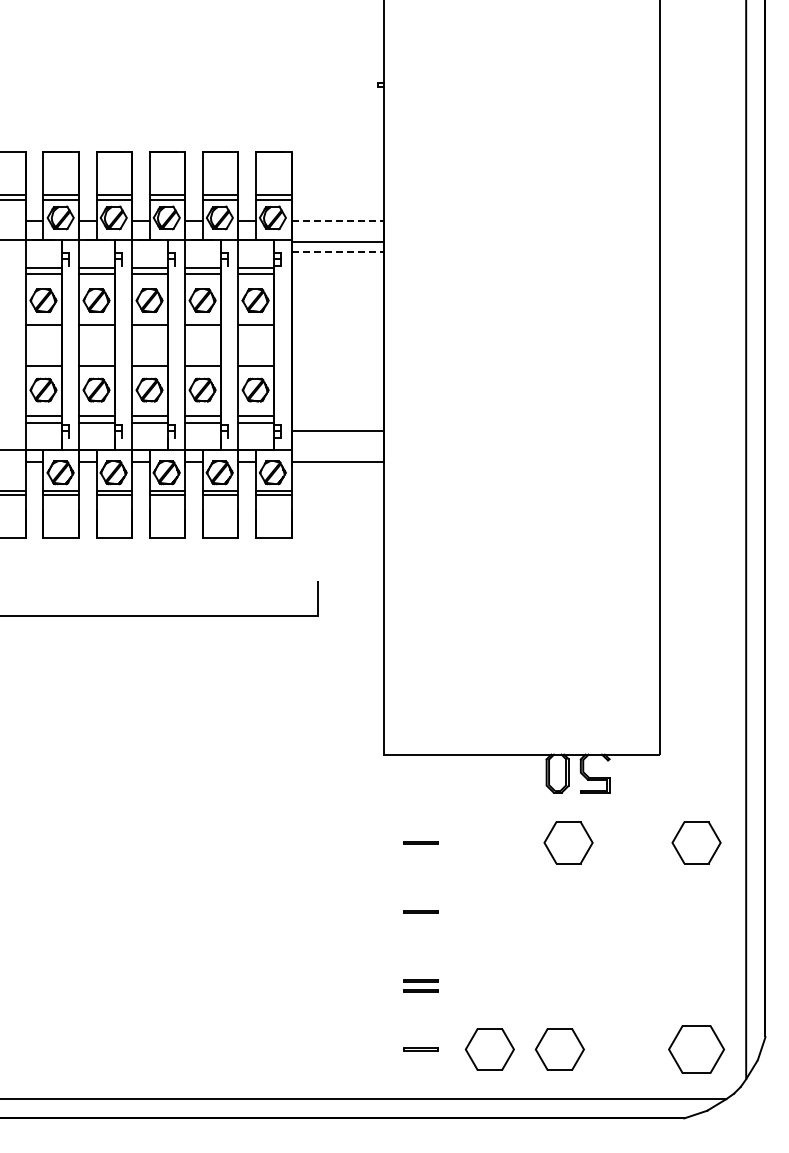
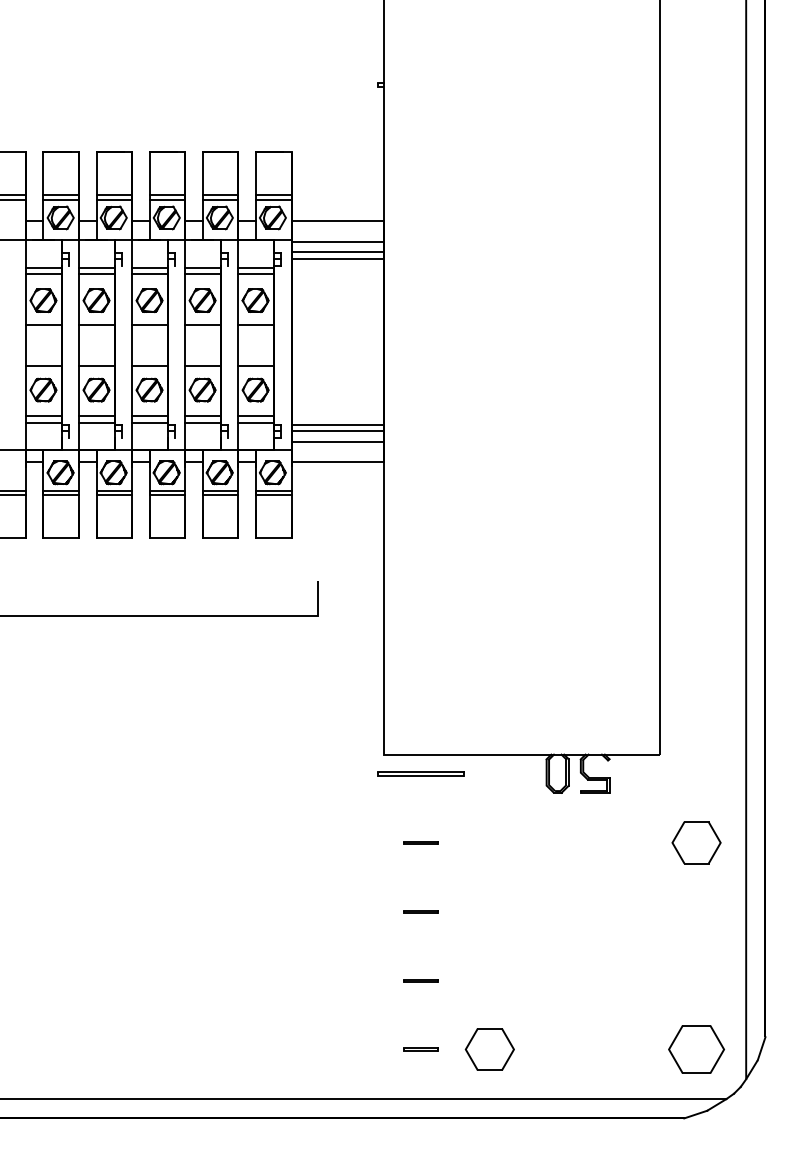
line: dashed -> solid (338, 221)
line: dashed -> solid (338, 252)
line: none -> present (337, 259)
line: none -> present (337, 424)
line: none -> present (337, 441)
part: none -> present (420, 773)
part: present -> none (568, 842)
line: present -> none (420, 990)
part: present -> none (559, 1049)
